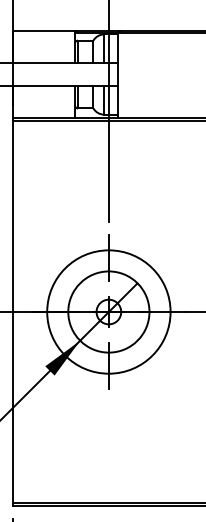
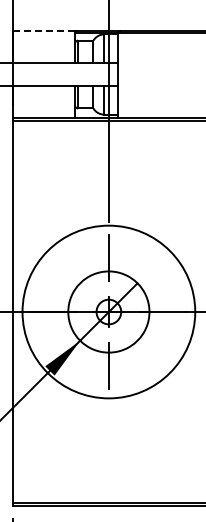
line: solid -> dashed (44, 31)
circle diameter: 123 px -> 173 px (108, 311)
